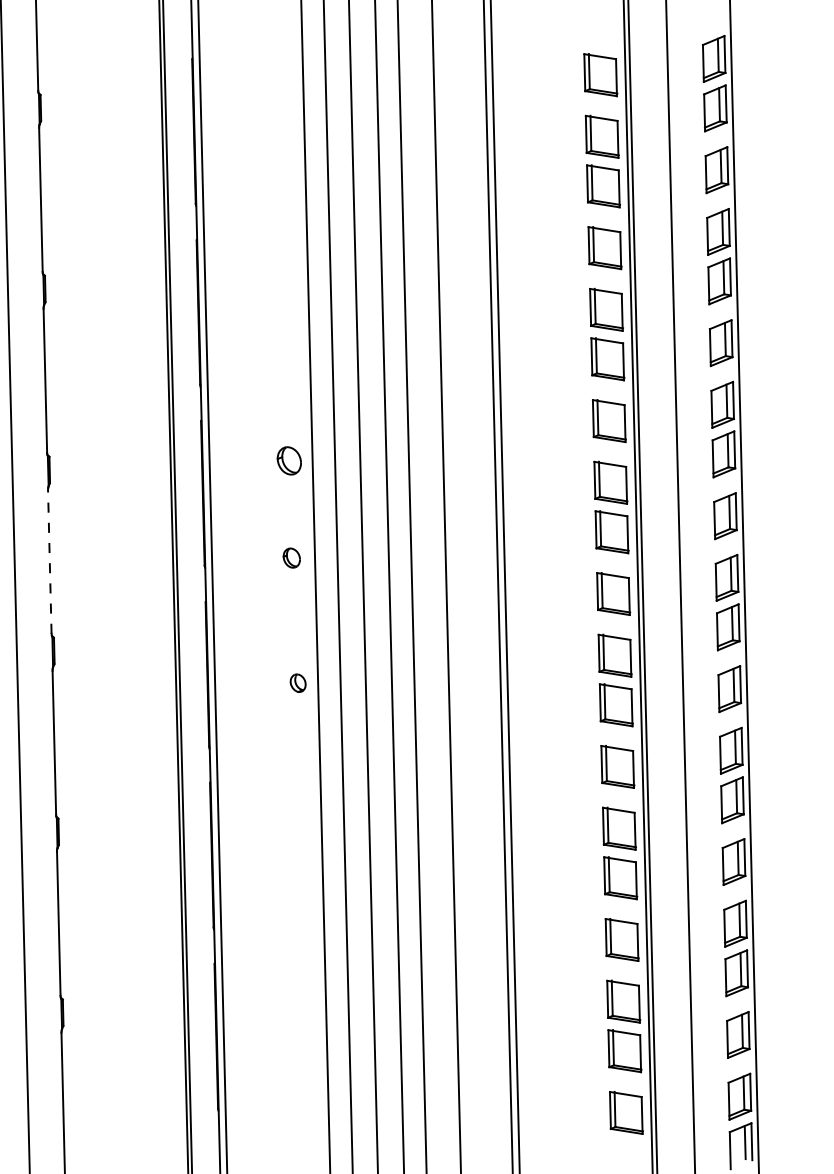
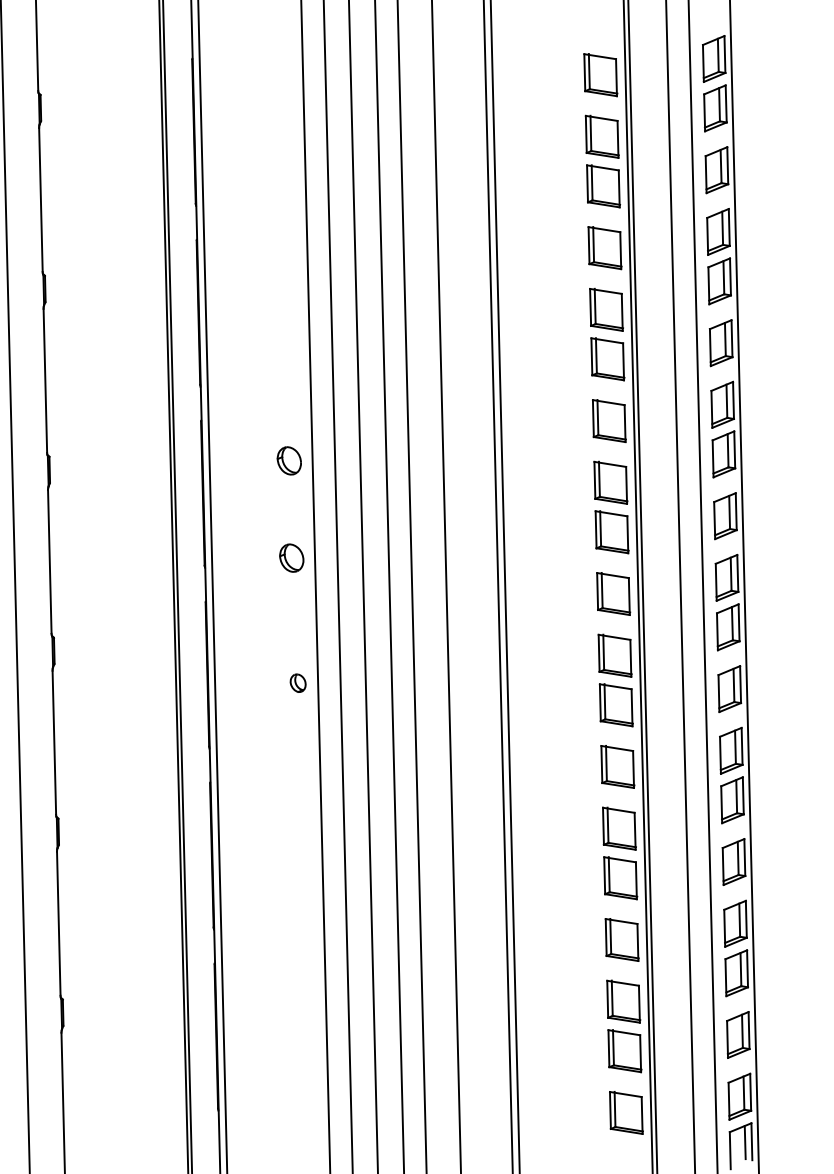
part size: 19x22 px -> 26x30 px (291, 557)
line: dashed -> solid (49, 561)
line: none -> present (702, 586)
